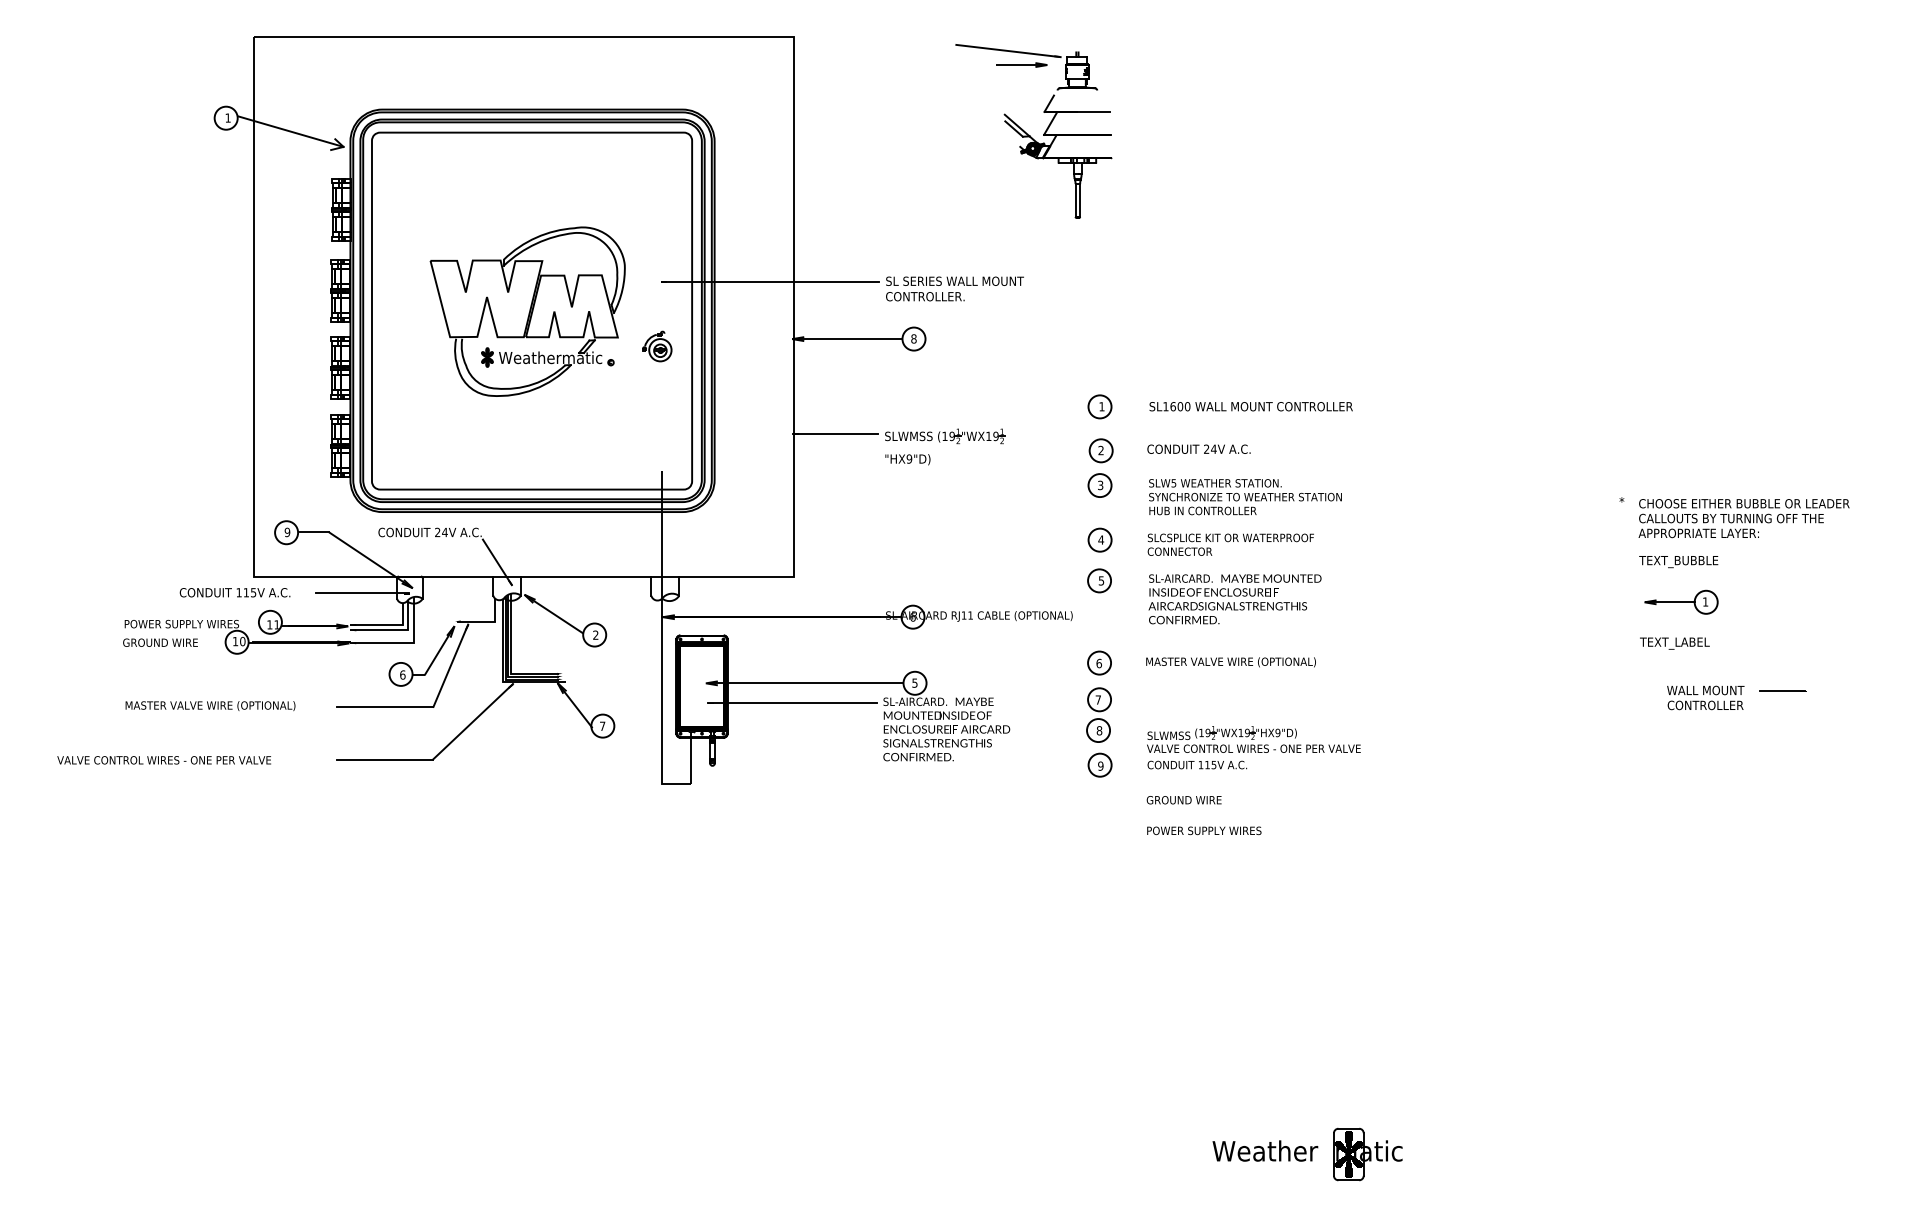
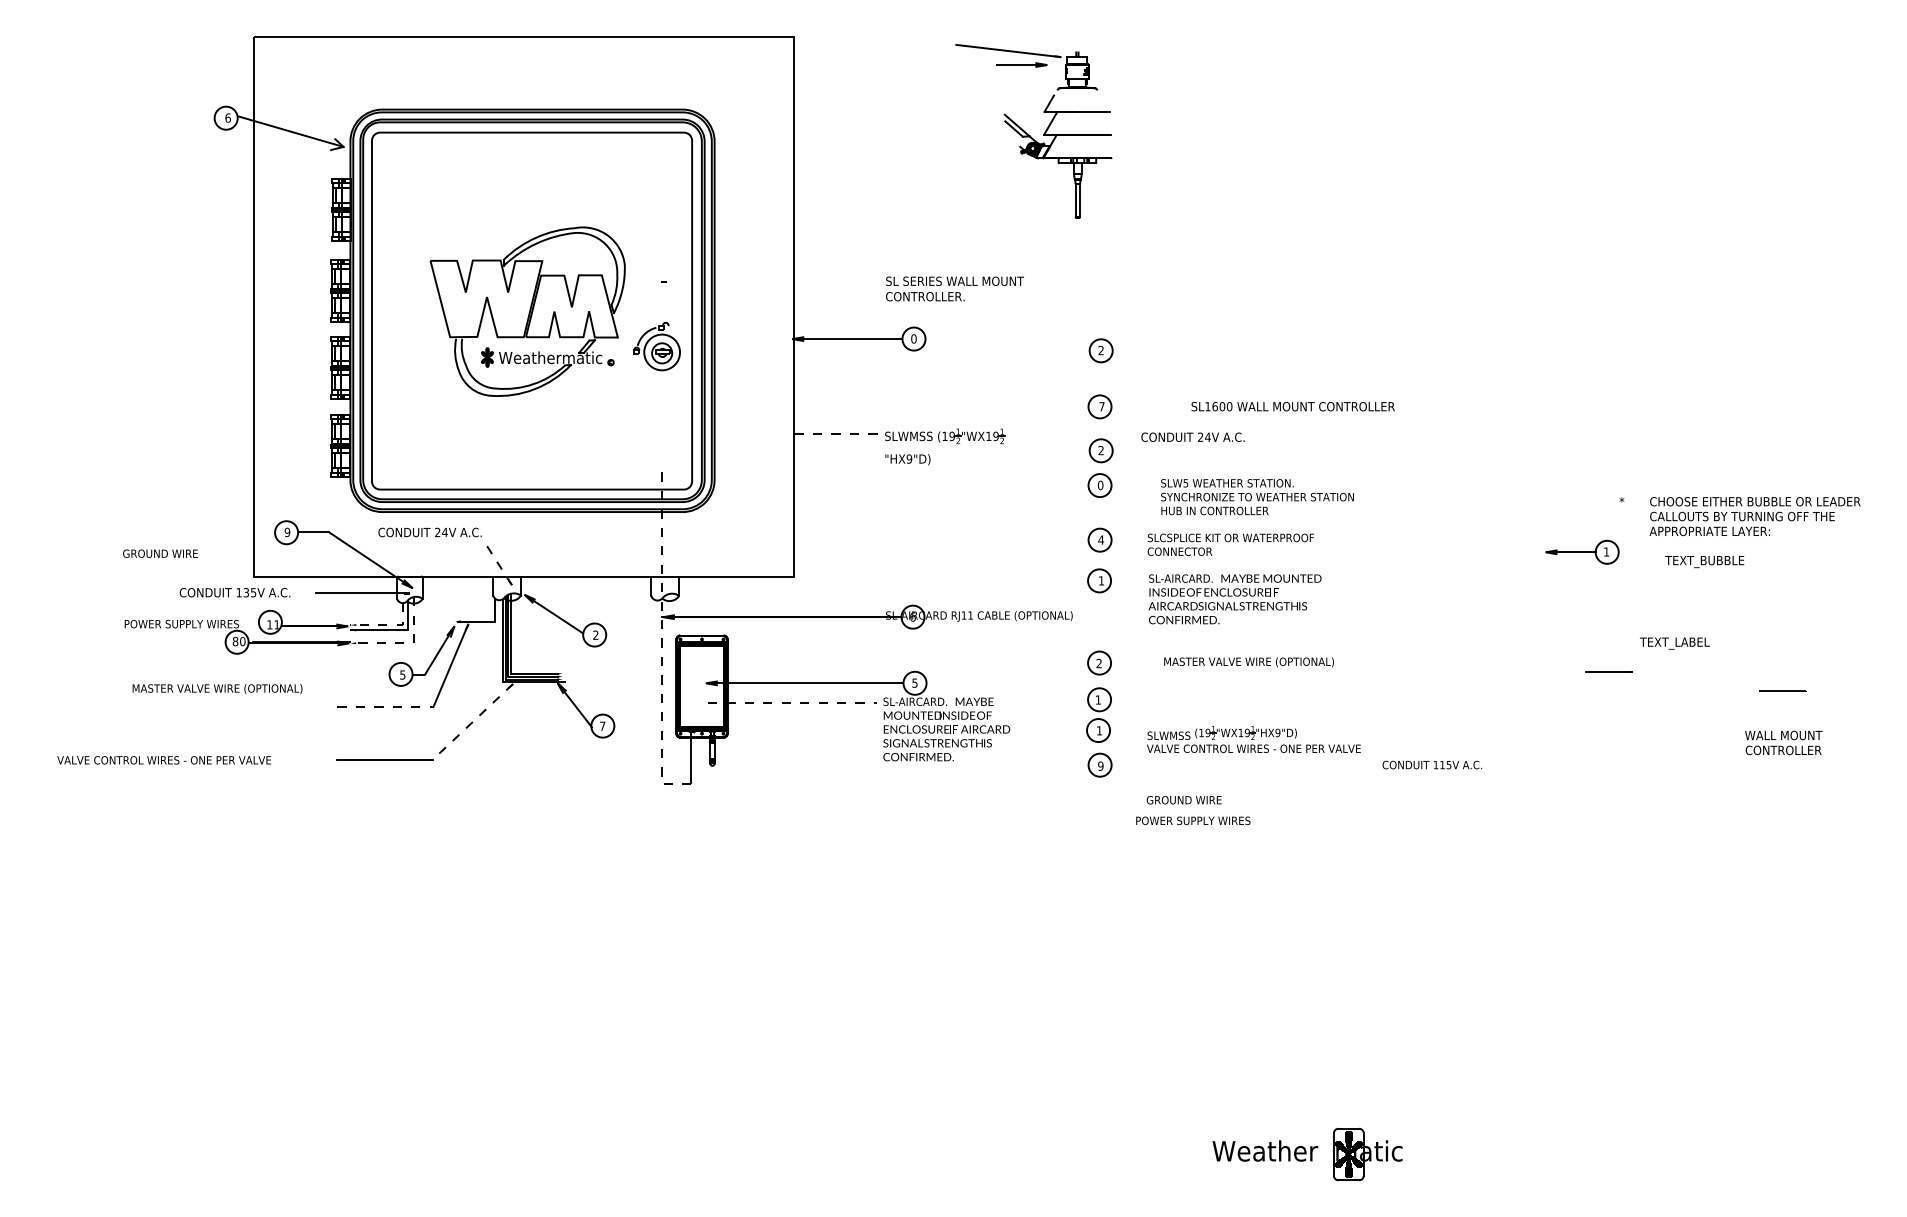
text: 1 -> 6 (227, 117)
line: present -> none (770, 281)
text: 8 -> 0 (913, 338)
part size: 31x33 px -> 48x50 px (656, 346)
part: none -> present (1100, 350)
text: 1 -> 7 (1101, 406)
text position: (1250, 406) -> (1292, 406) (1292, 406)
line: solid -> dashed (834, 433)
text position: (1198, 448) -> (1192, 436) (1192, 436)
text: 3 -> 0 (1100, 485)
text position: (1245, 497) -> (1257, 497) (1257, 497)
text position: (1743, 518) -> (1754, 516) (1754, 516)
line: solid -> dashed (497, 562)
text position: (1678, 562) -> (1704, 562) (1704, 562)
text: 5 -> 1 (1101, 580)
text: 115V -> 135V (245, 592)
part position: (1681, 601) -> (1582, 551) (1582, 551)
line: solid -> dashed (387, 624)
text: 10 -> 80 (235, 641)
text position: (160, 642) -> (160, 553) (160, 553)
line: solid -> dashed (662, 642)
line: solid -> dashed (404, 643)
text position: (1230, 662) -> (1248, 662) (1248, 662)
text: 6 -> 2 (1098, 663)
line: none -> present (1608, 671)
text: 6 -> 5 (402, 674)
text position: (1705, 697) -> (1783, 742) (1783, 742)
text: 7 -> 1 (1097, 699)
line: solid -> dashed (792, 703)
text position: (210, 706) -> (217, 689) (217, 689)
line: solid -> dashed (385, 706)
line: solid -> dashed (472, 722)
text: 8 -> 1 (1099, 730)
text position: (1197, 764) -> (1432, 764) (1432, 764)
text position: (1204, 830) -> (1193, 820) (1193, 820)
